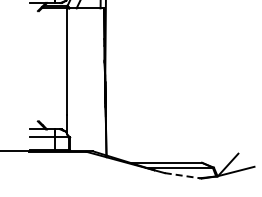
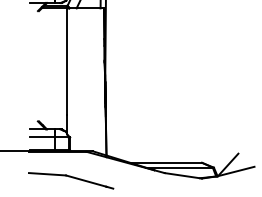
line: dashed -> solid (183, 175)
part: none -> present (71, 180)
